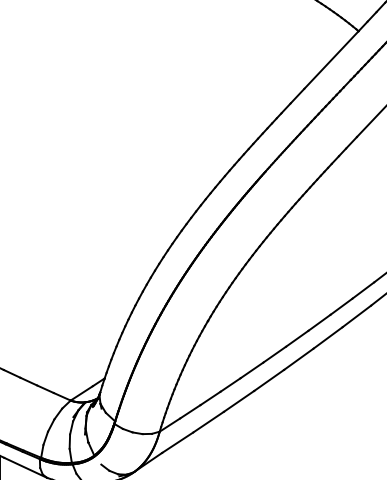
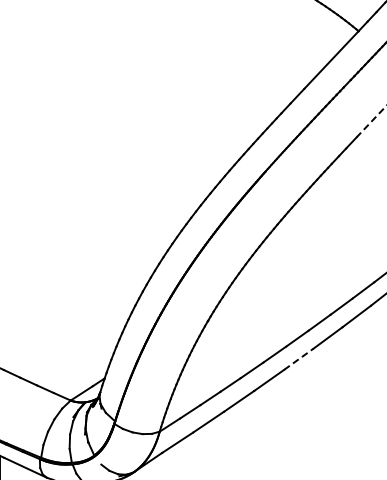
line: solid -> dashed (371, 121)
line: solid -> dashed (299, 359)
